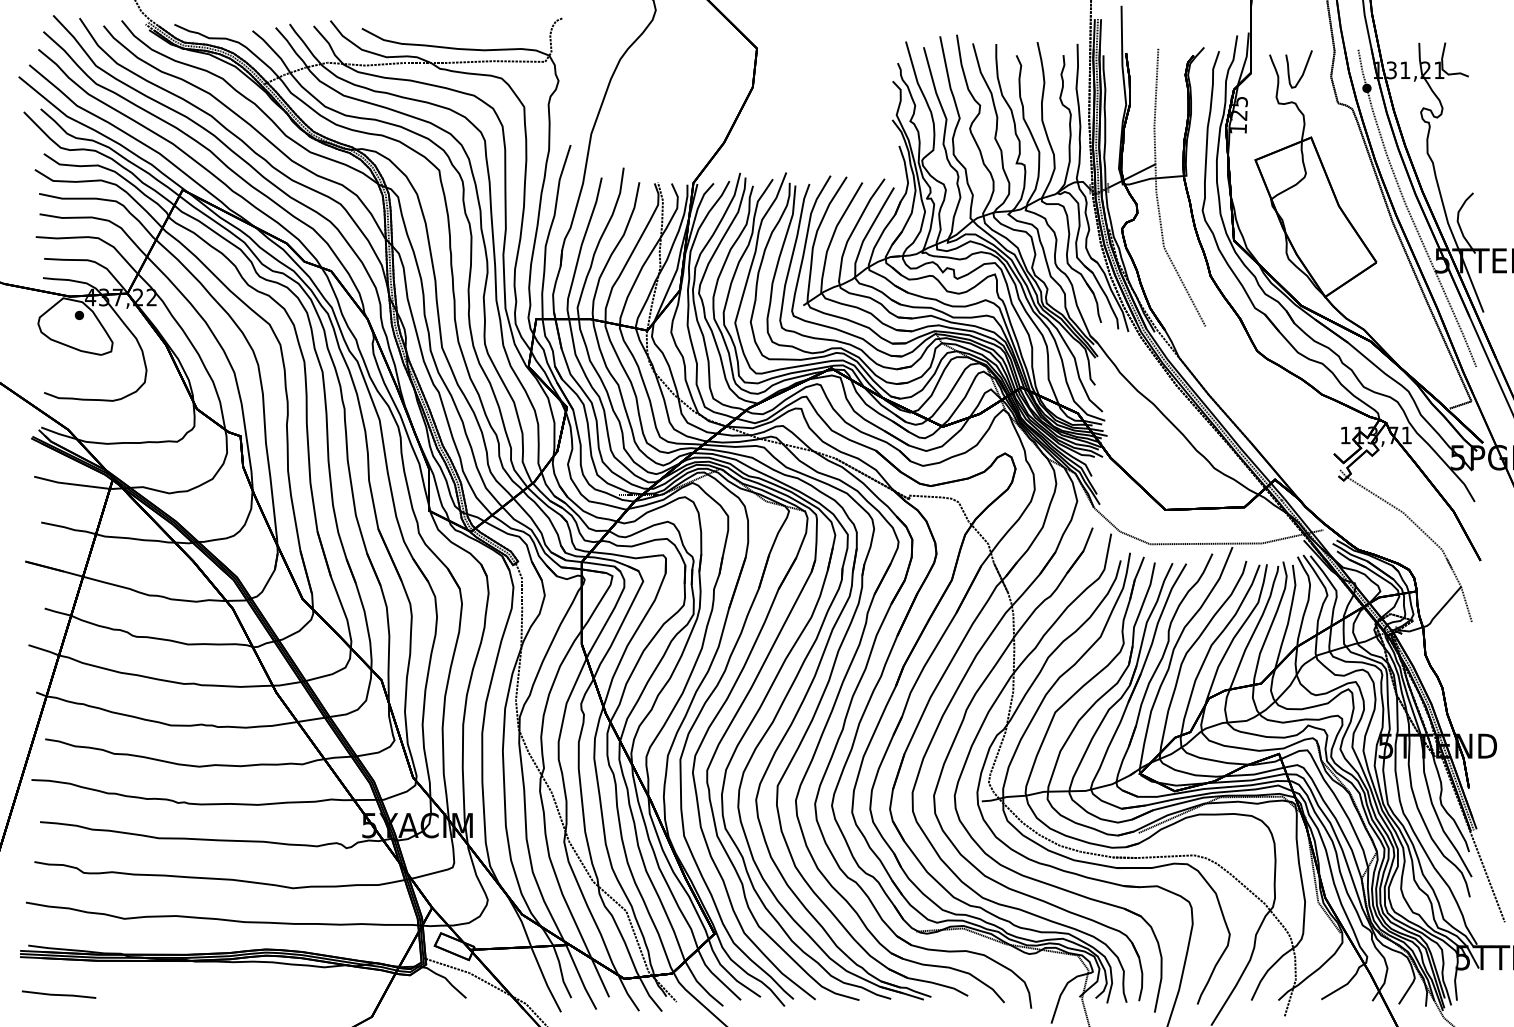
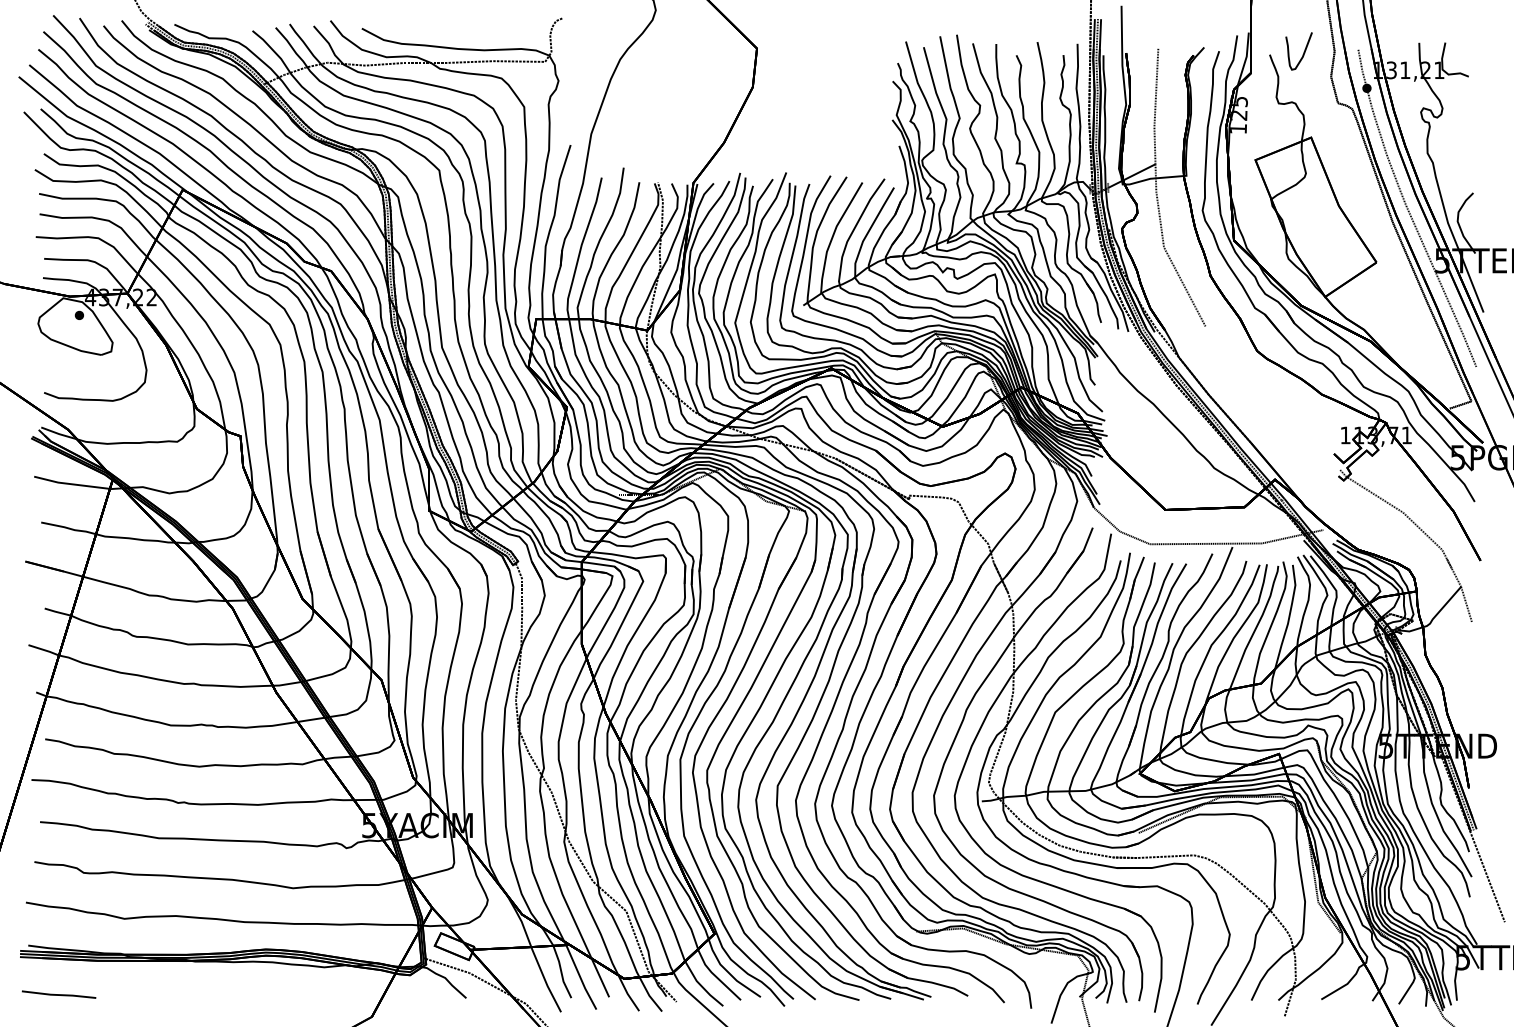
curve position: (1302, 72) -> (1302, 54) (1302, 54)
